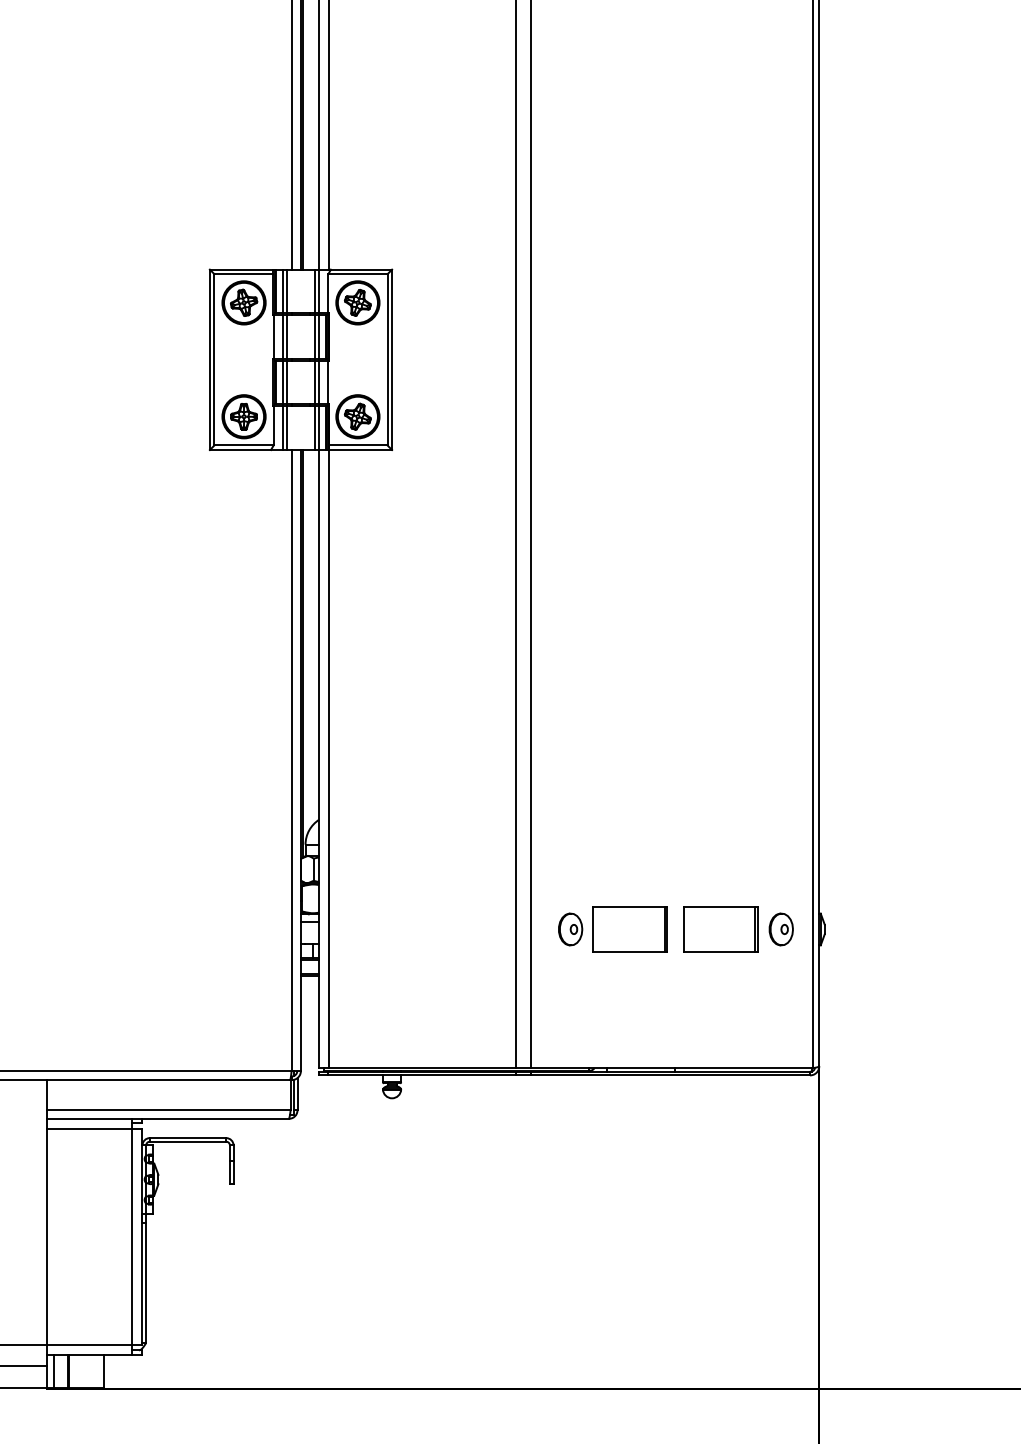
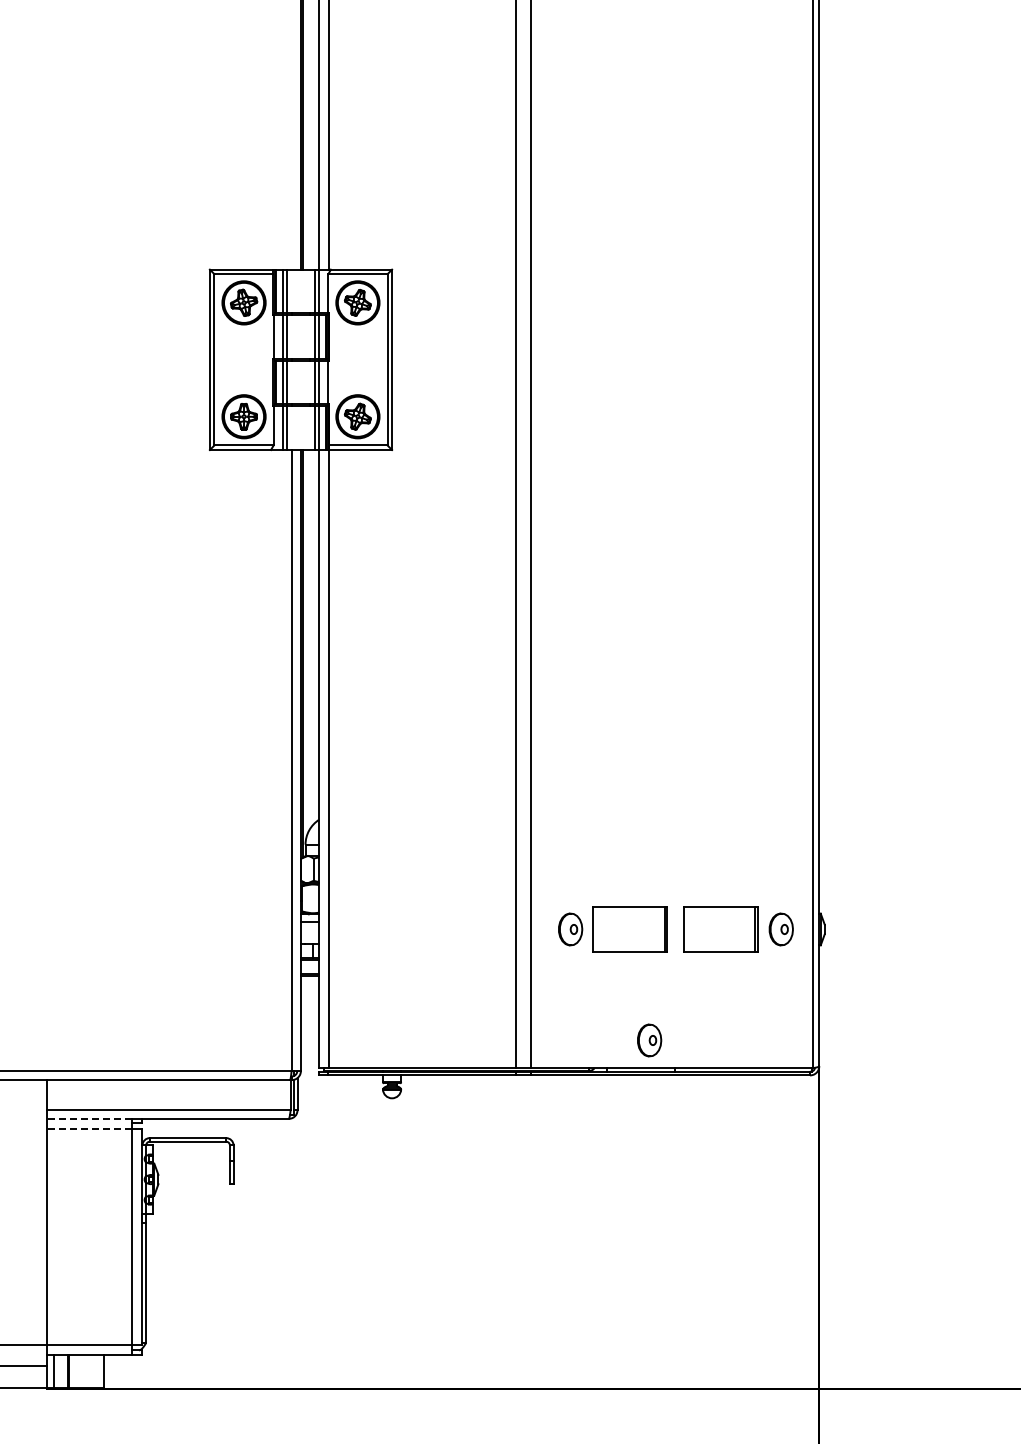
line: present -> none (291, 135)
part: none -> present (649, 1040)
line: solid -> dashed (88, 1118)
line: solid -> dashed (88, 1128)
